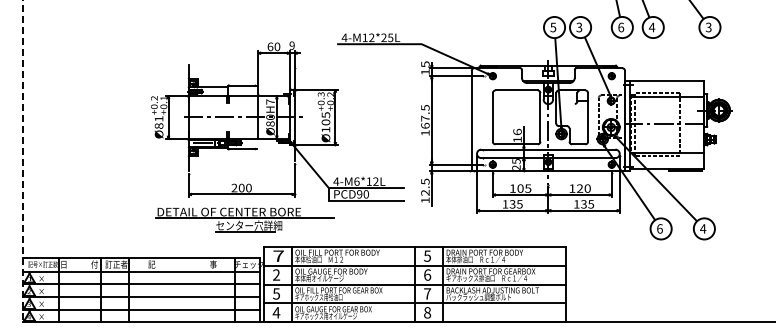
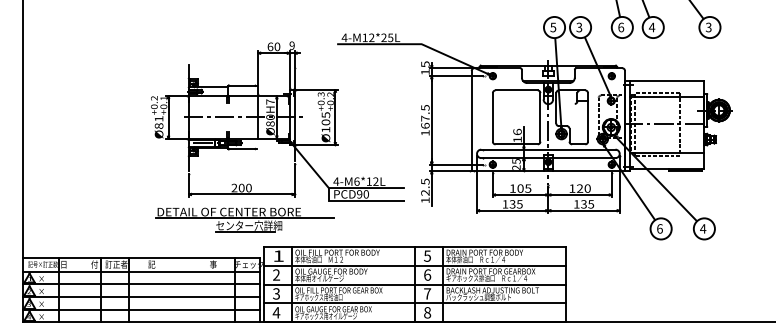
line: dashed -> solid (23, 161)
text: 7 -> 1 (278, 255)
text: 5 -> 3 (276, 293)
